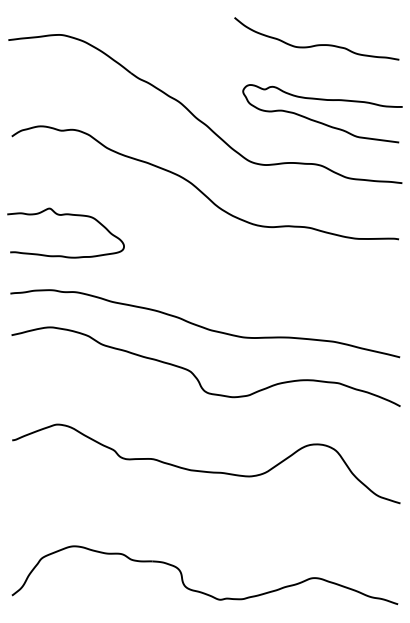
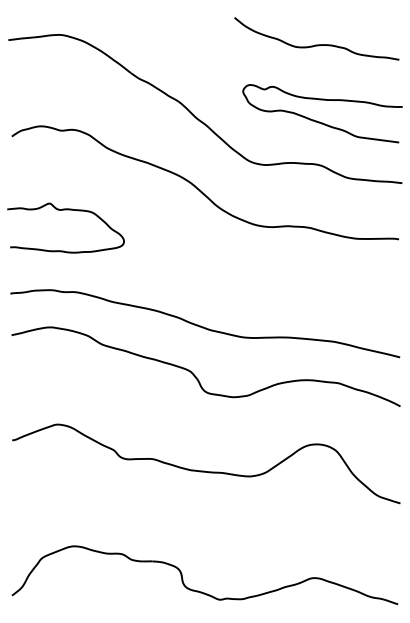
curve position: (65, 215) -> (65, 210) (65, 210)
